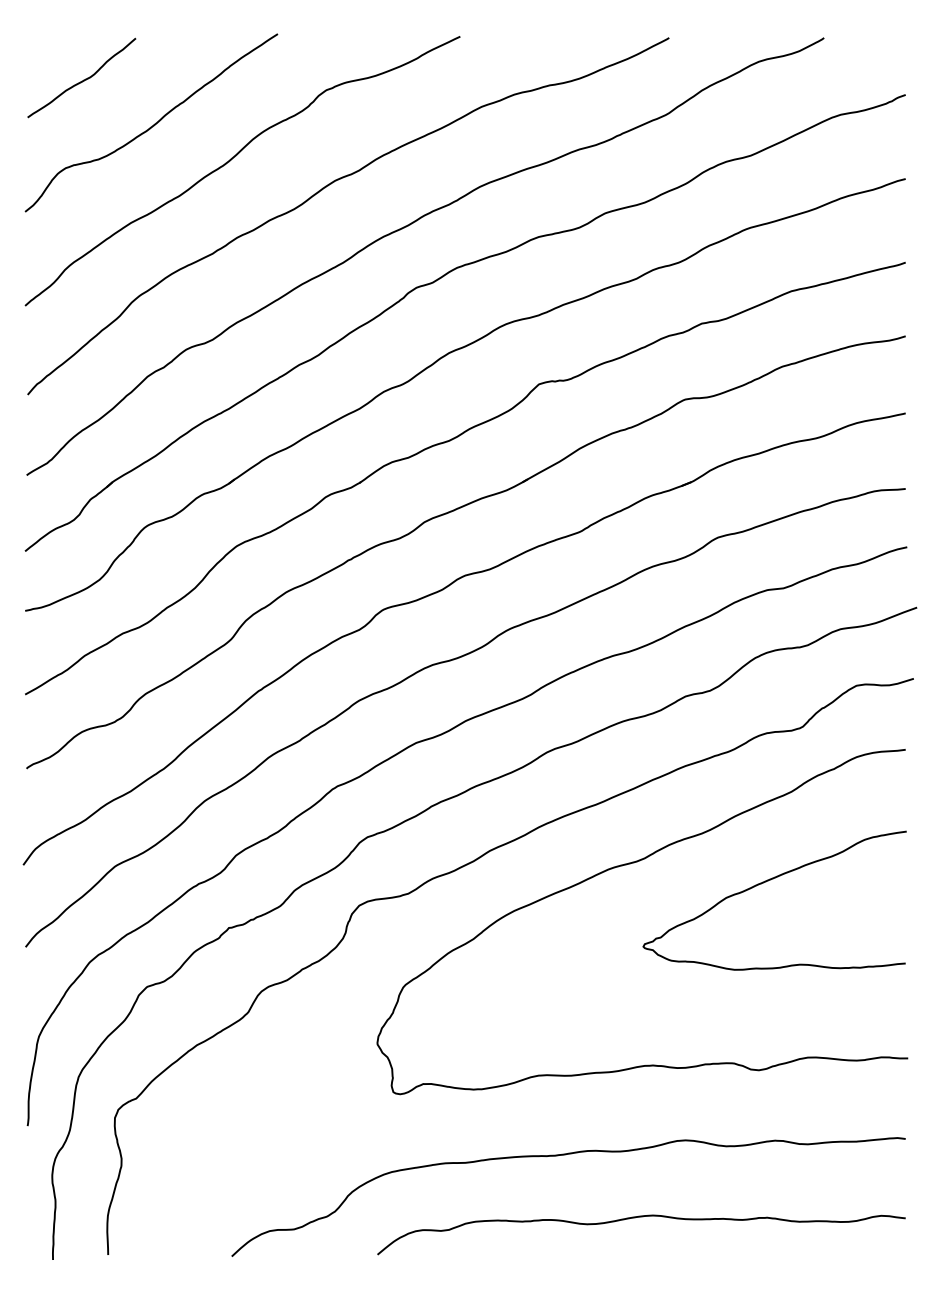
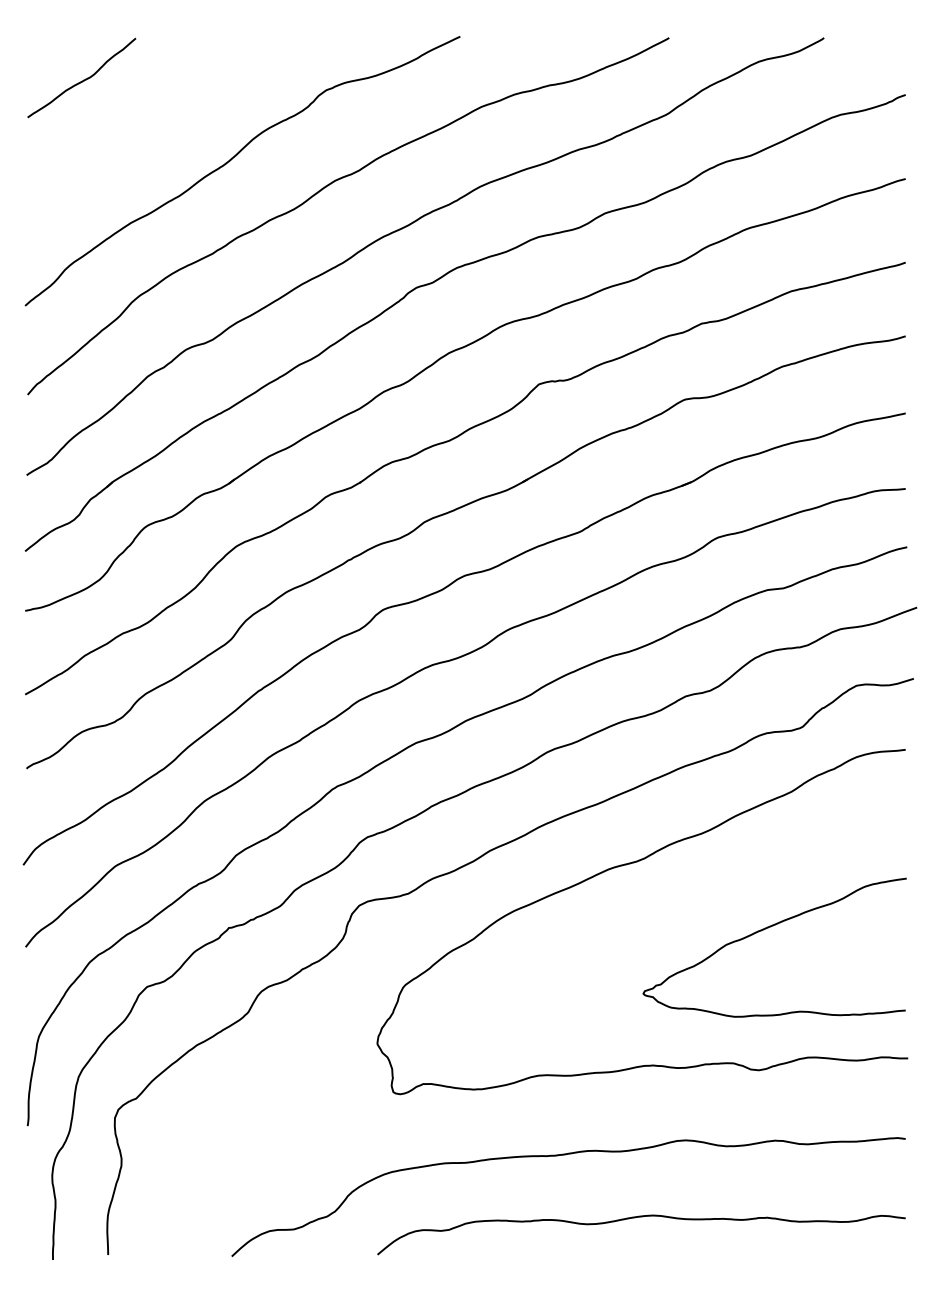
curve: present -> none (153, 124)
curve position: (766, 882) -> (766, 929) (766, 929)
